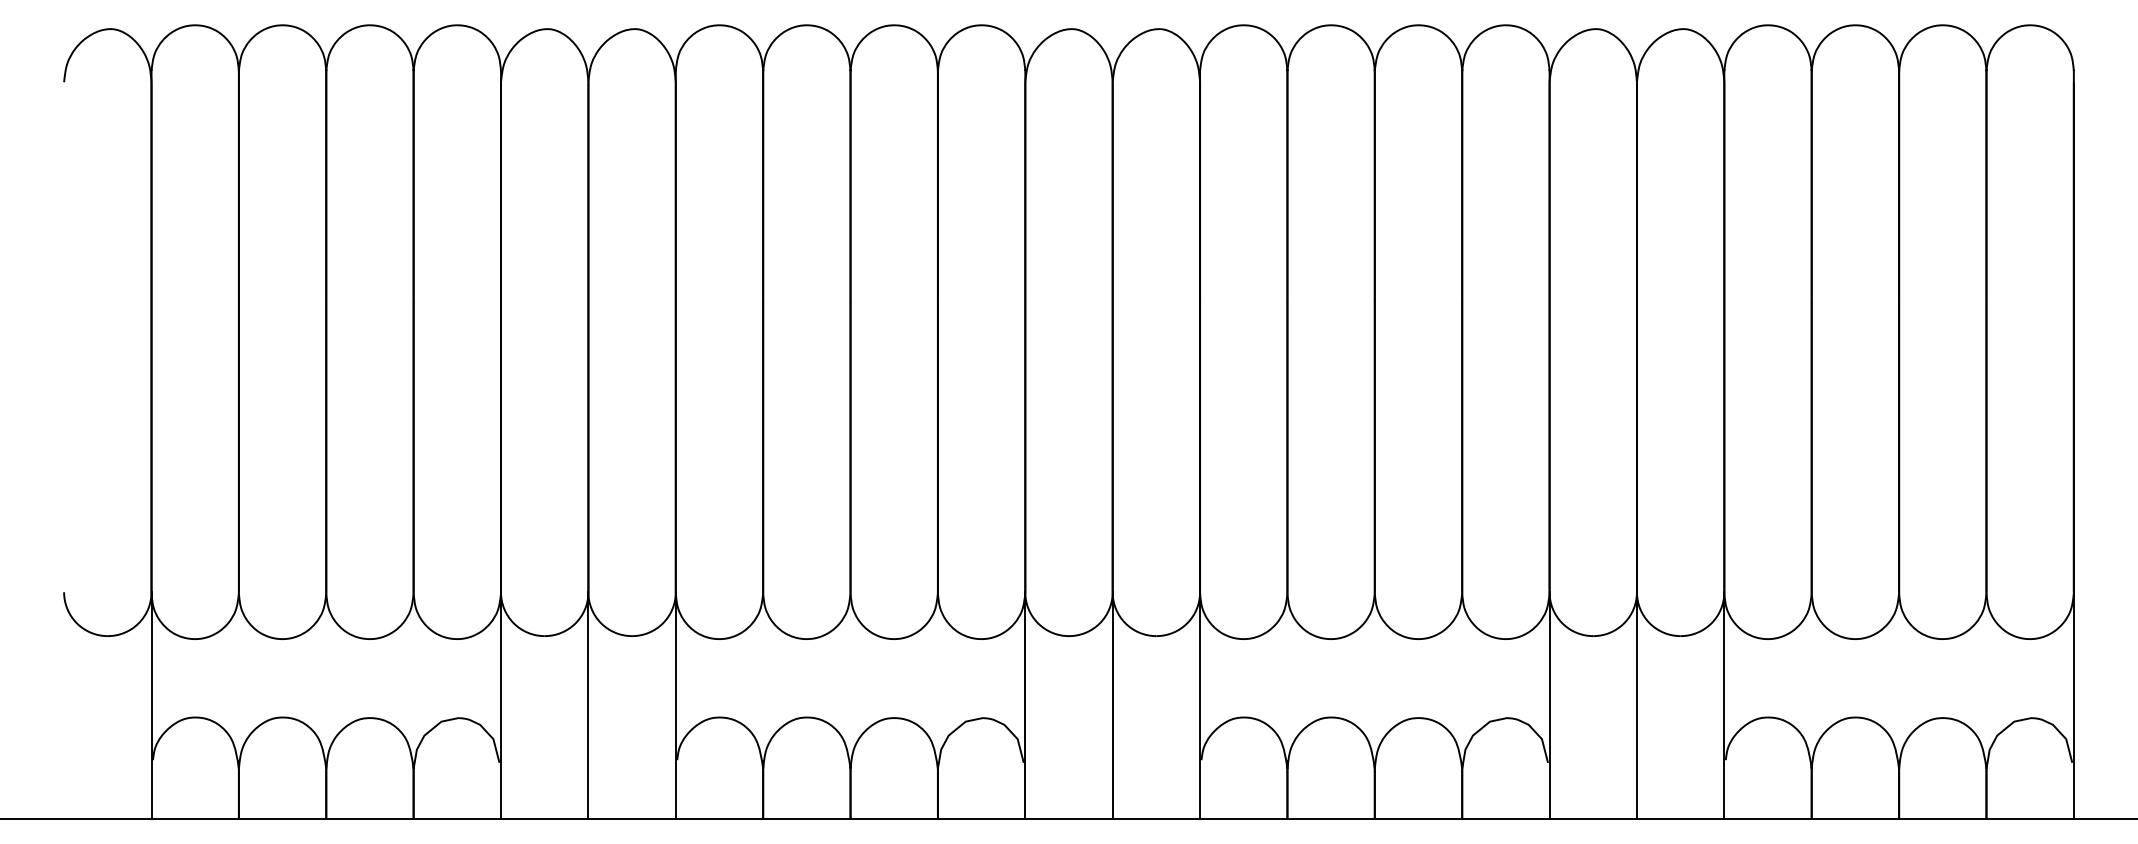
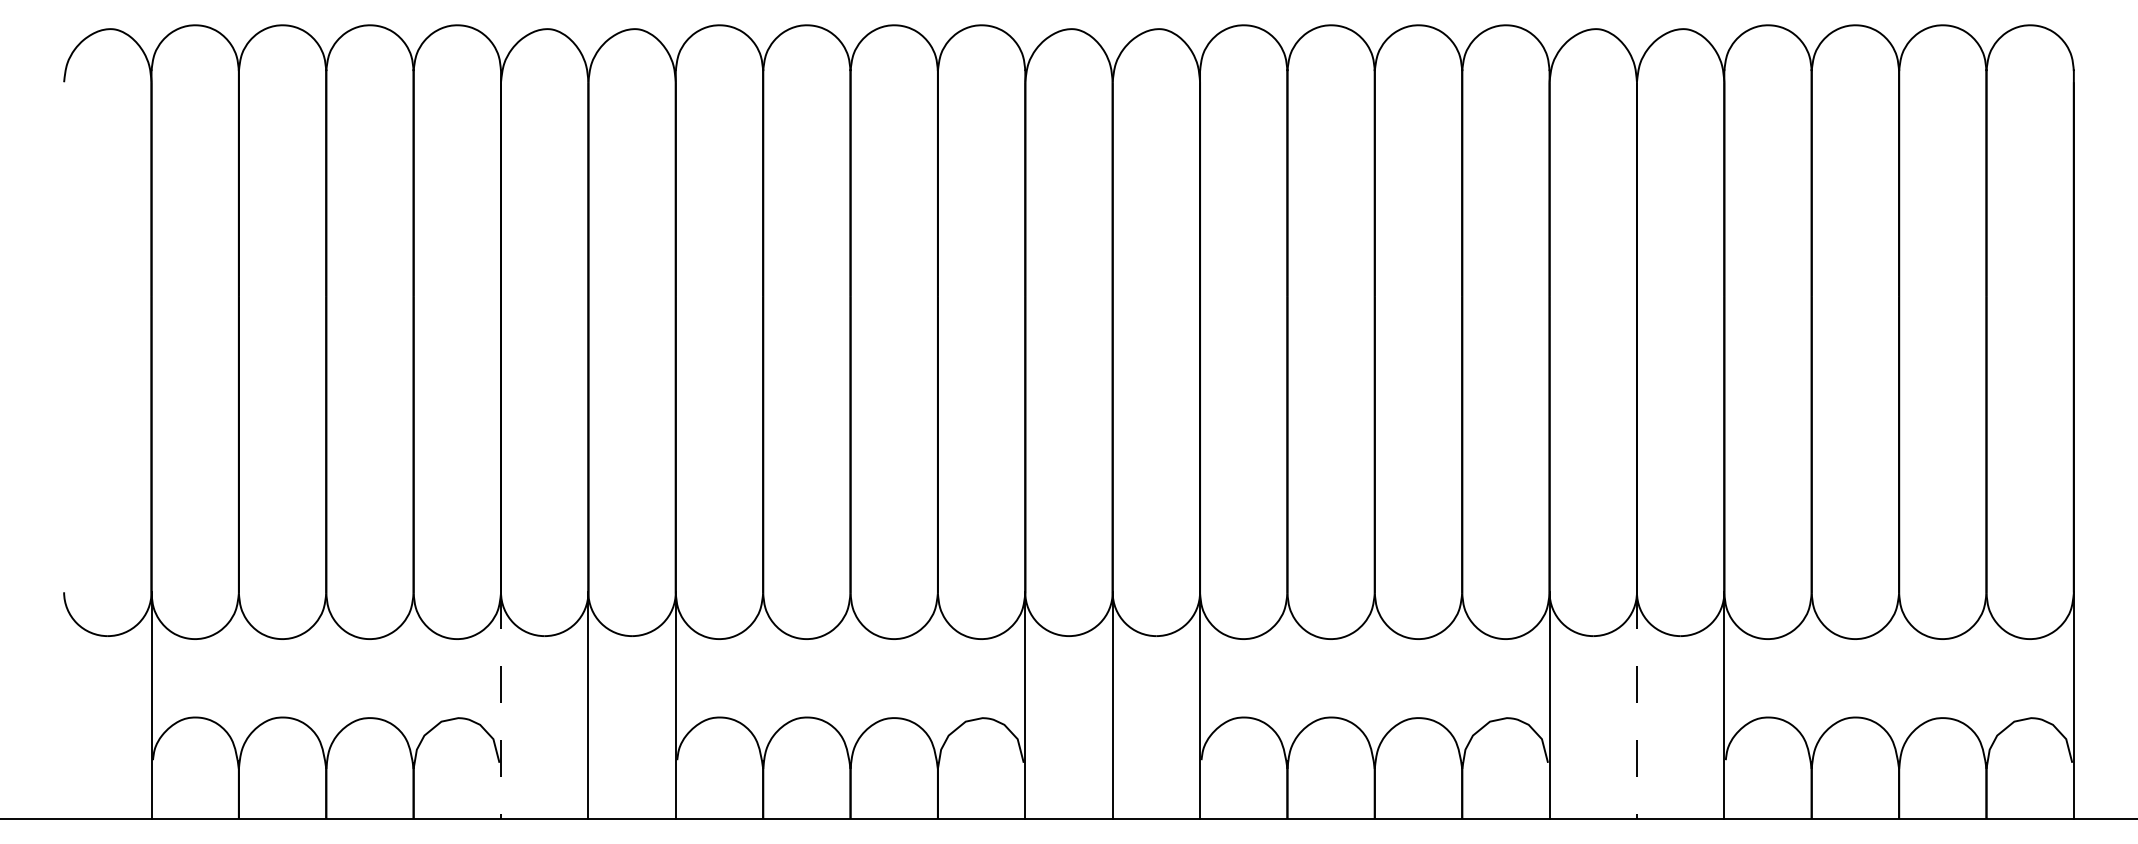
line: solid -> dashed (501, 706)
line: solid -> dashed (1636, 706)
